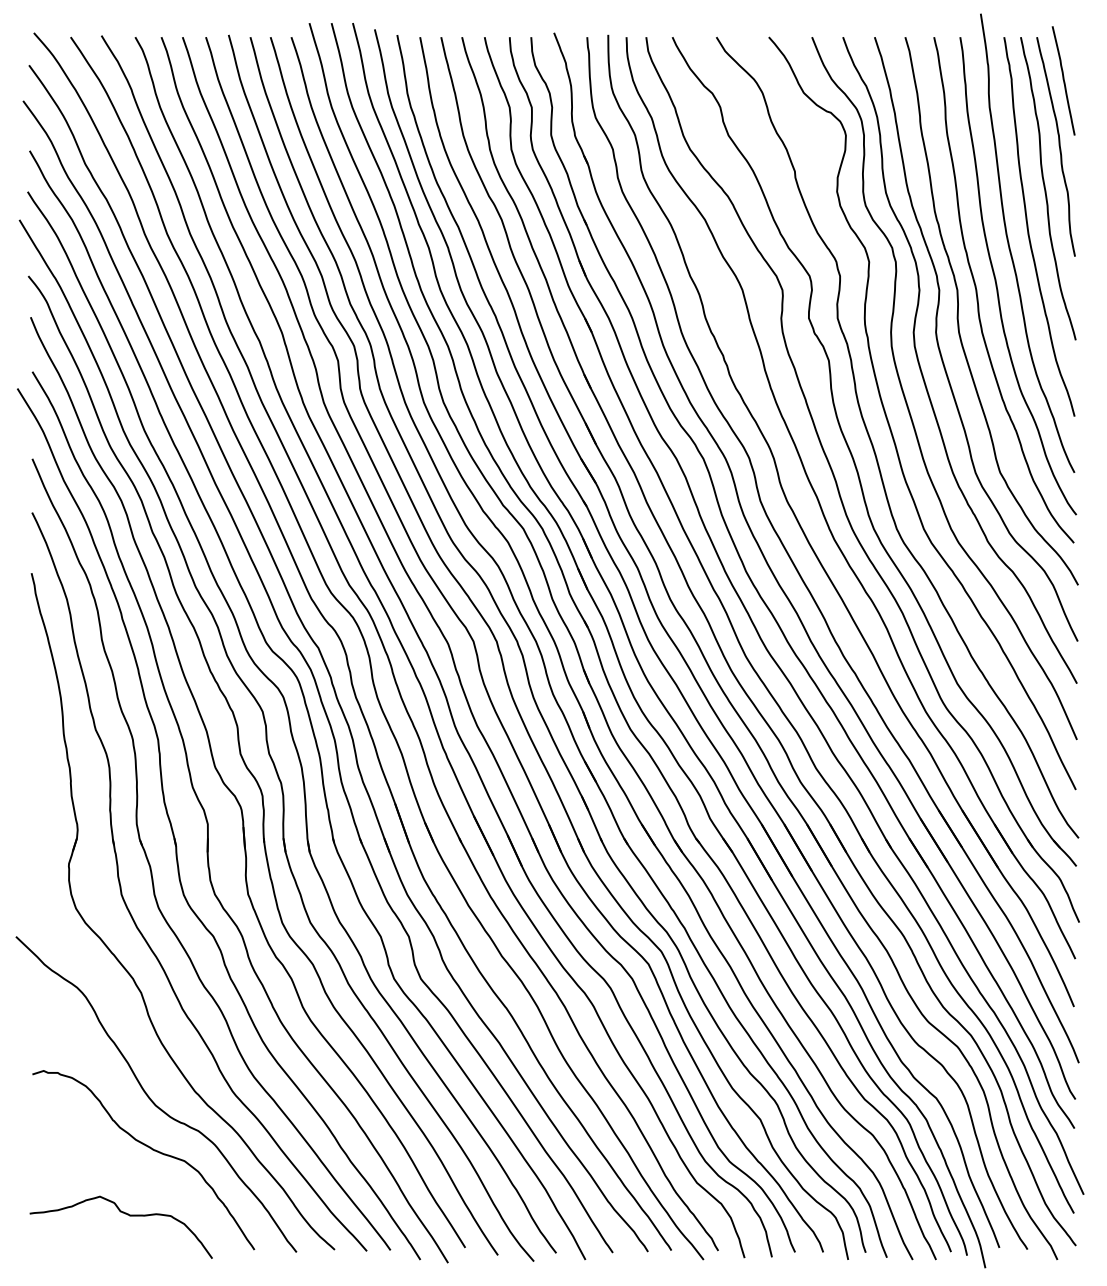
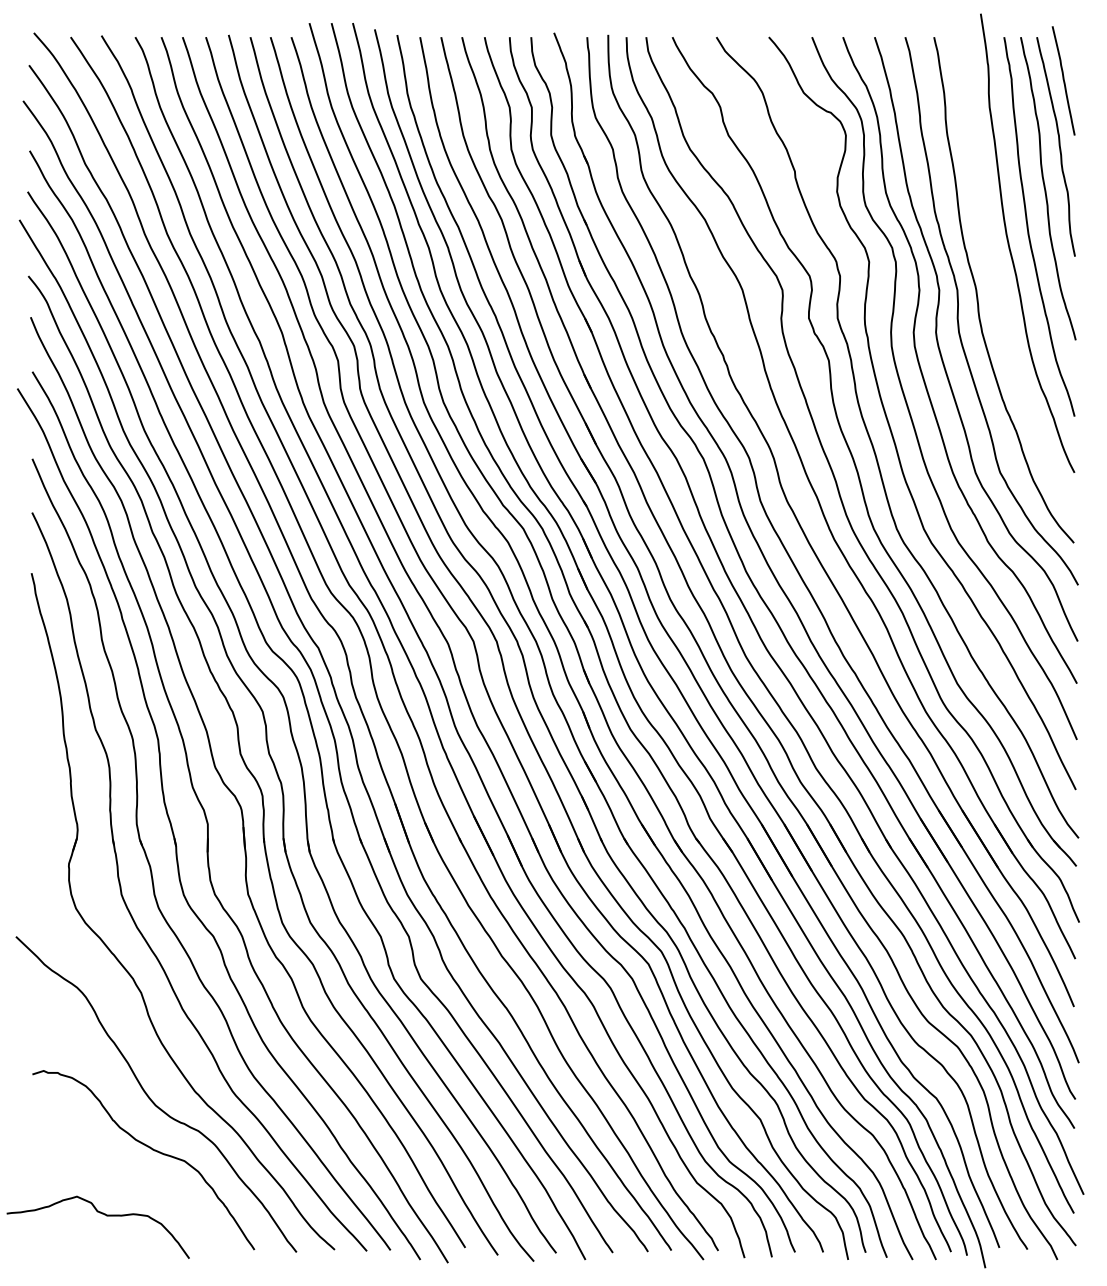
curve: present -> none (996, 279)
curve position: (125, 1214) -> (102, 1214) (102, 1214)
